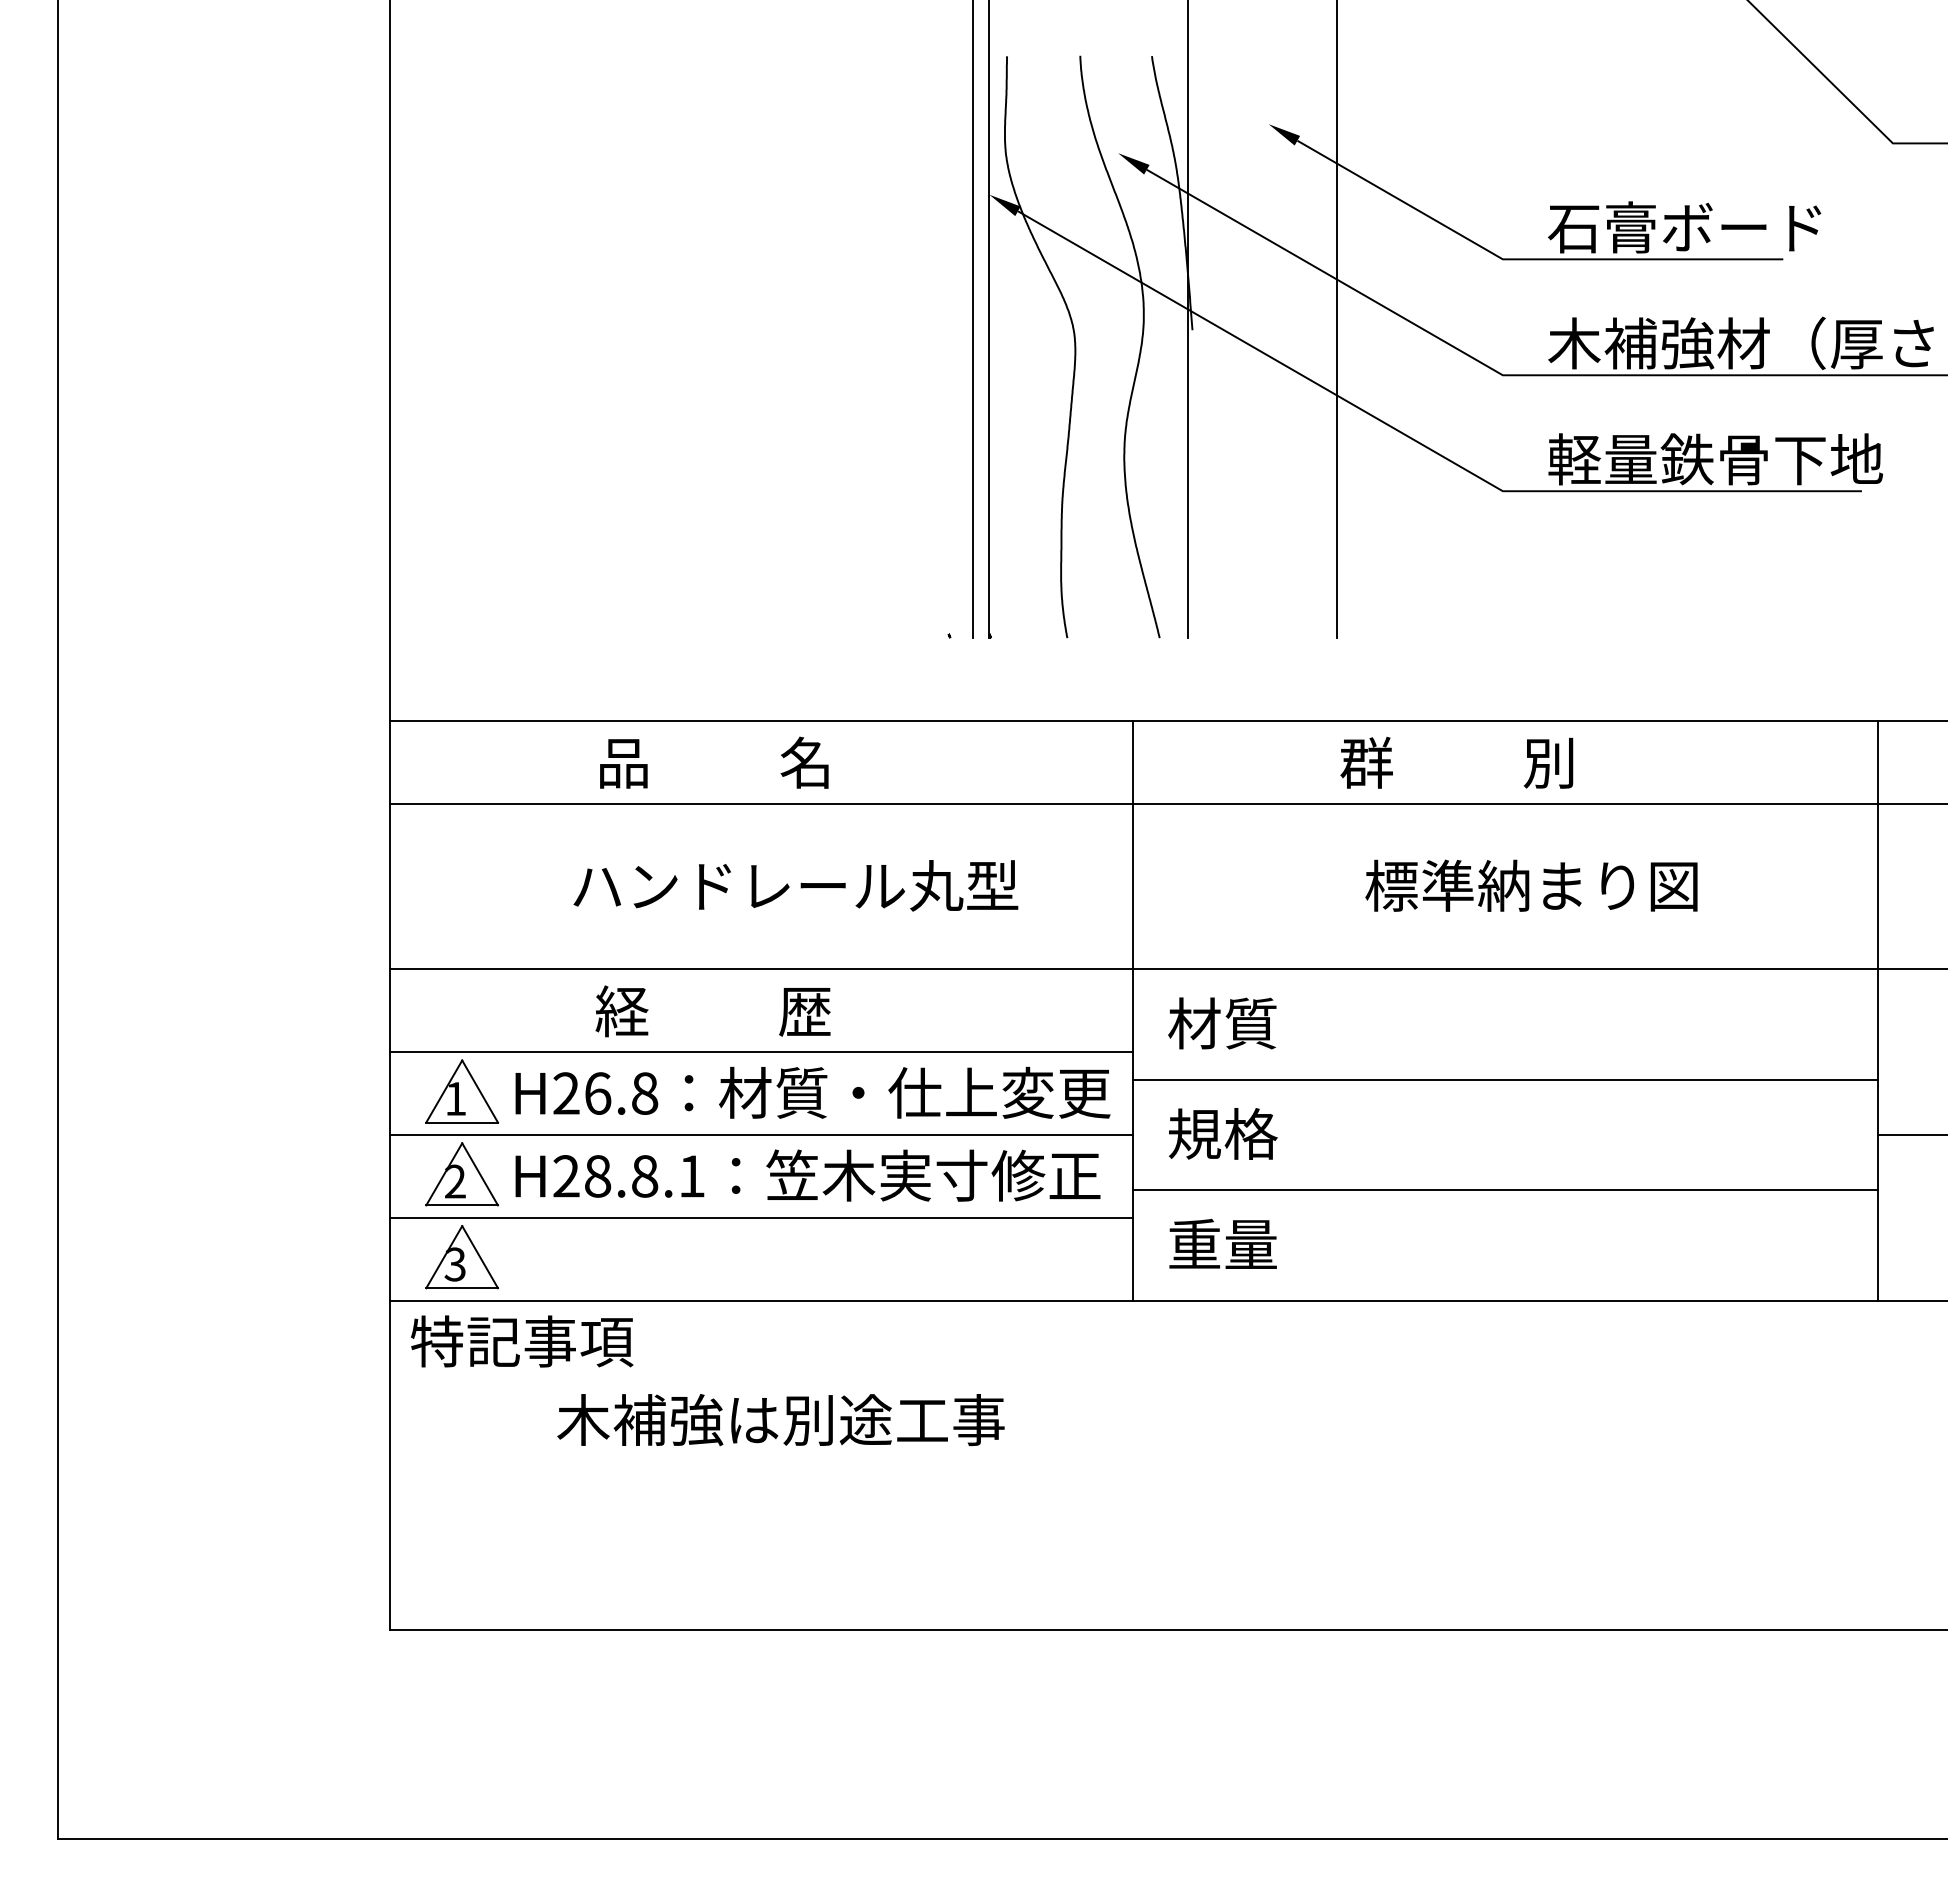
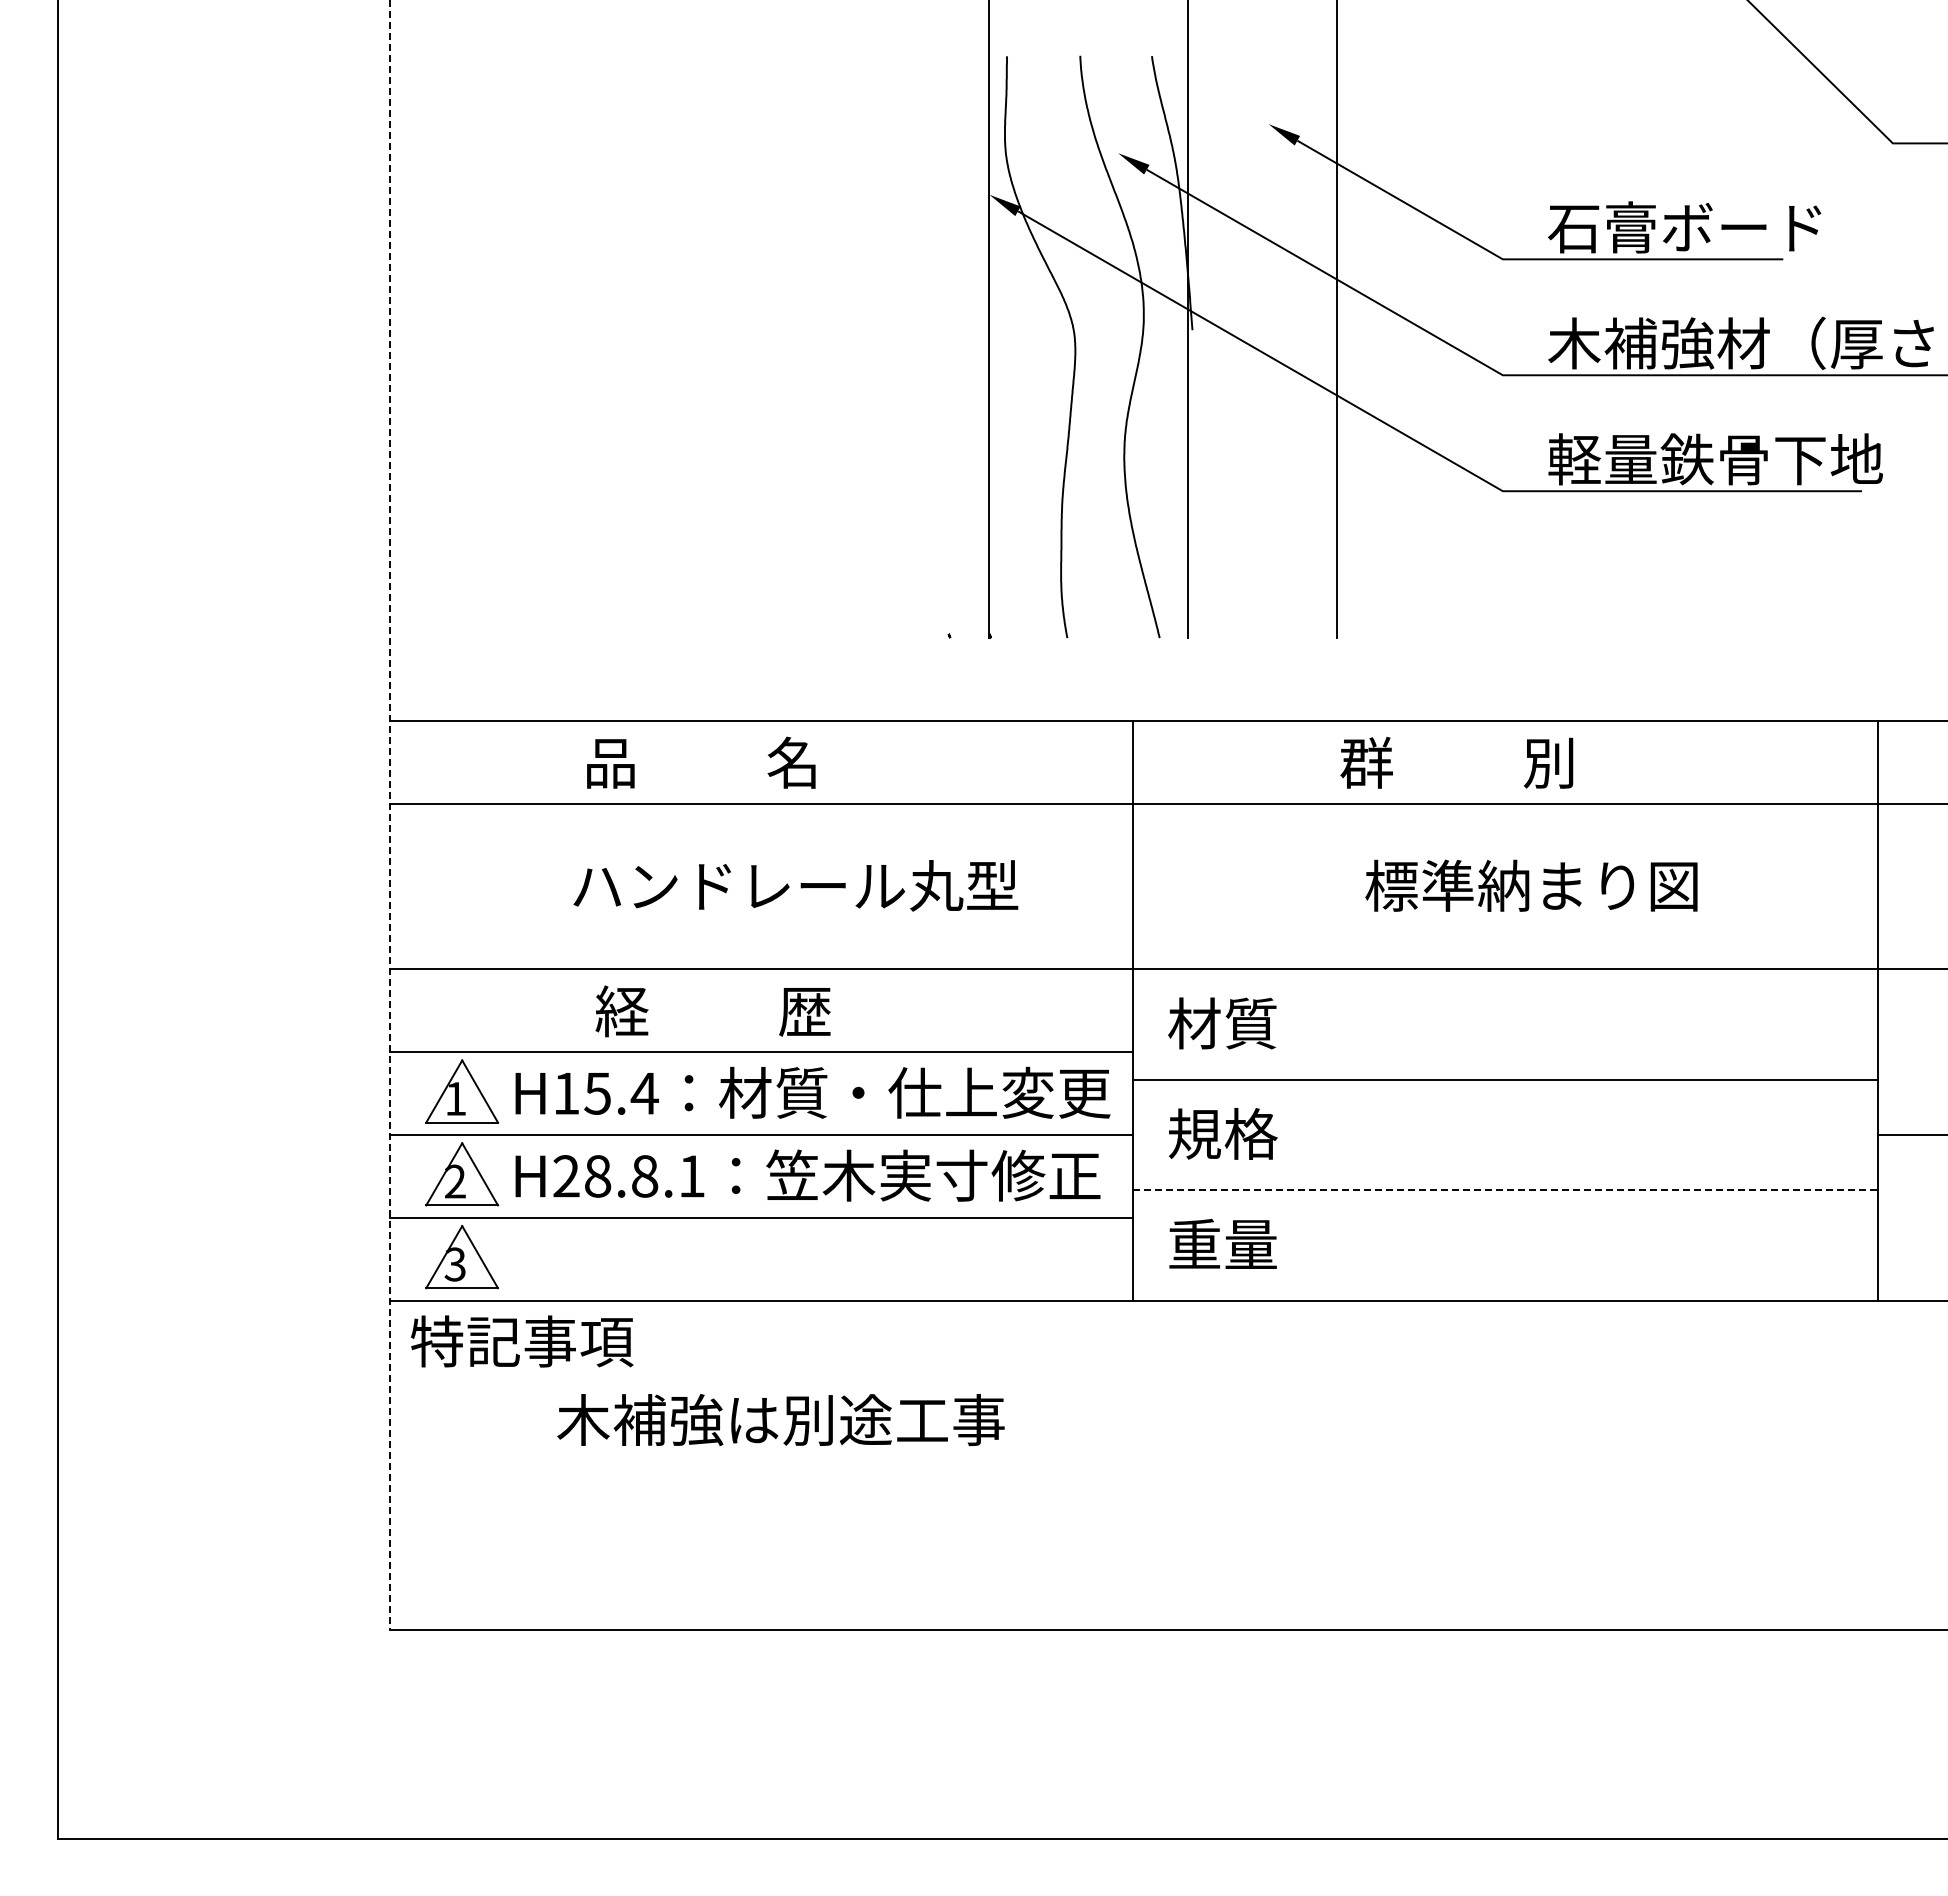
line: present -> none (972, 320)
text position: (714, 762) -> (701, 762) (701, 762)
line: solid -> dashed (389, 815)
text: H26.8 -> H15.4 (605, 1093)
line: solid -> dashed (1505, 1190)
